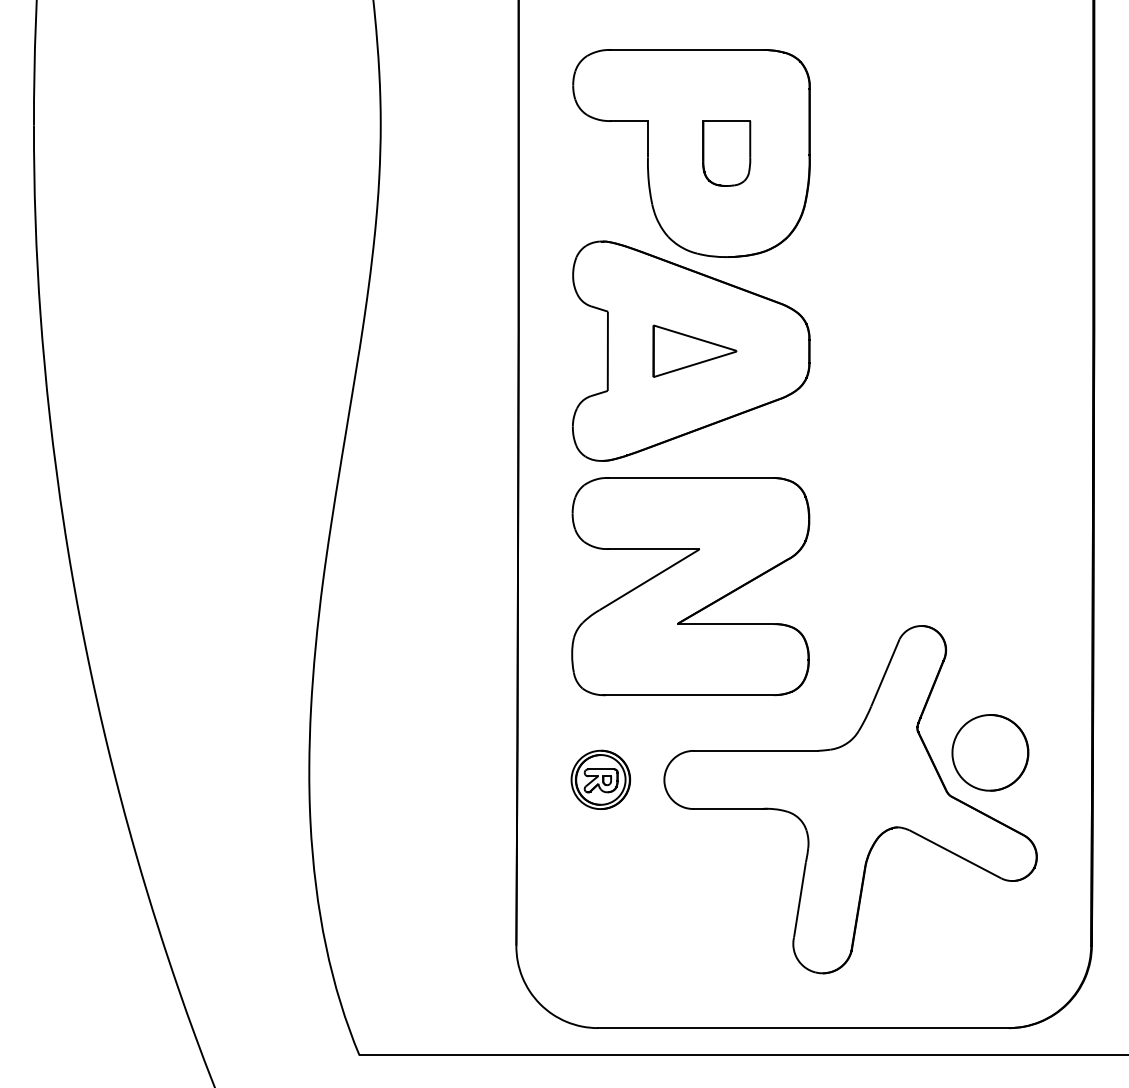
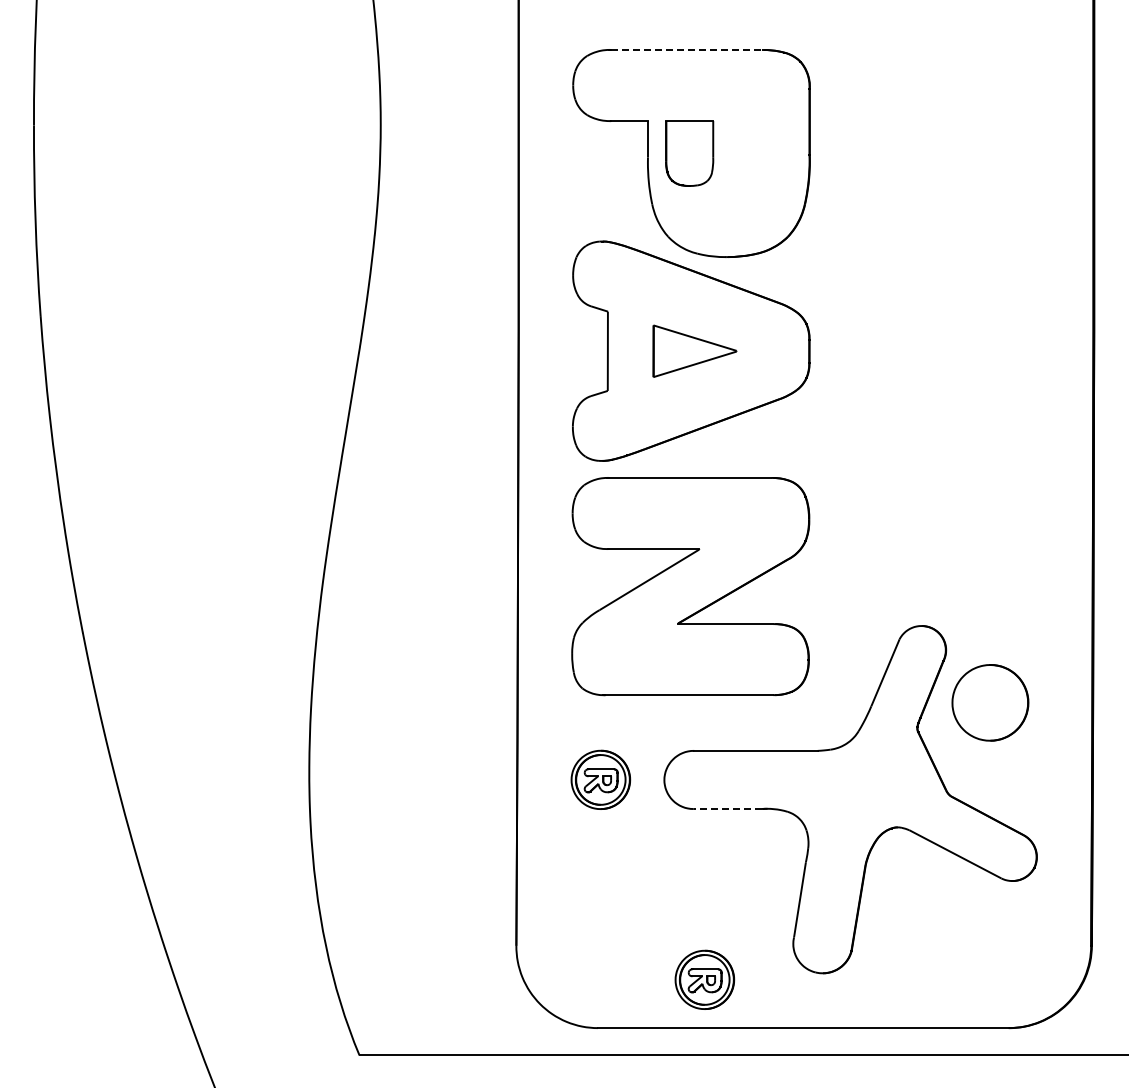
line: solid -> dashed (687, 50)
part position: (726, 153) -> (689, 153) (689, 153)
part position: (990, 752) -> (990, 702) (990, 702)
line: solid -> dashed (727, 809)
part: none -> present (704, 979)
